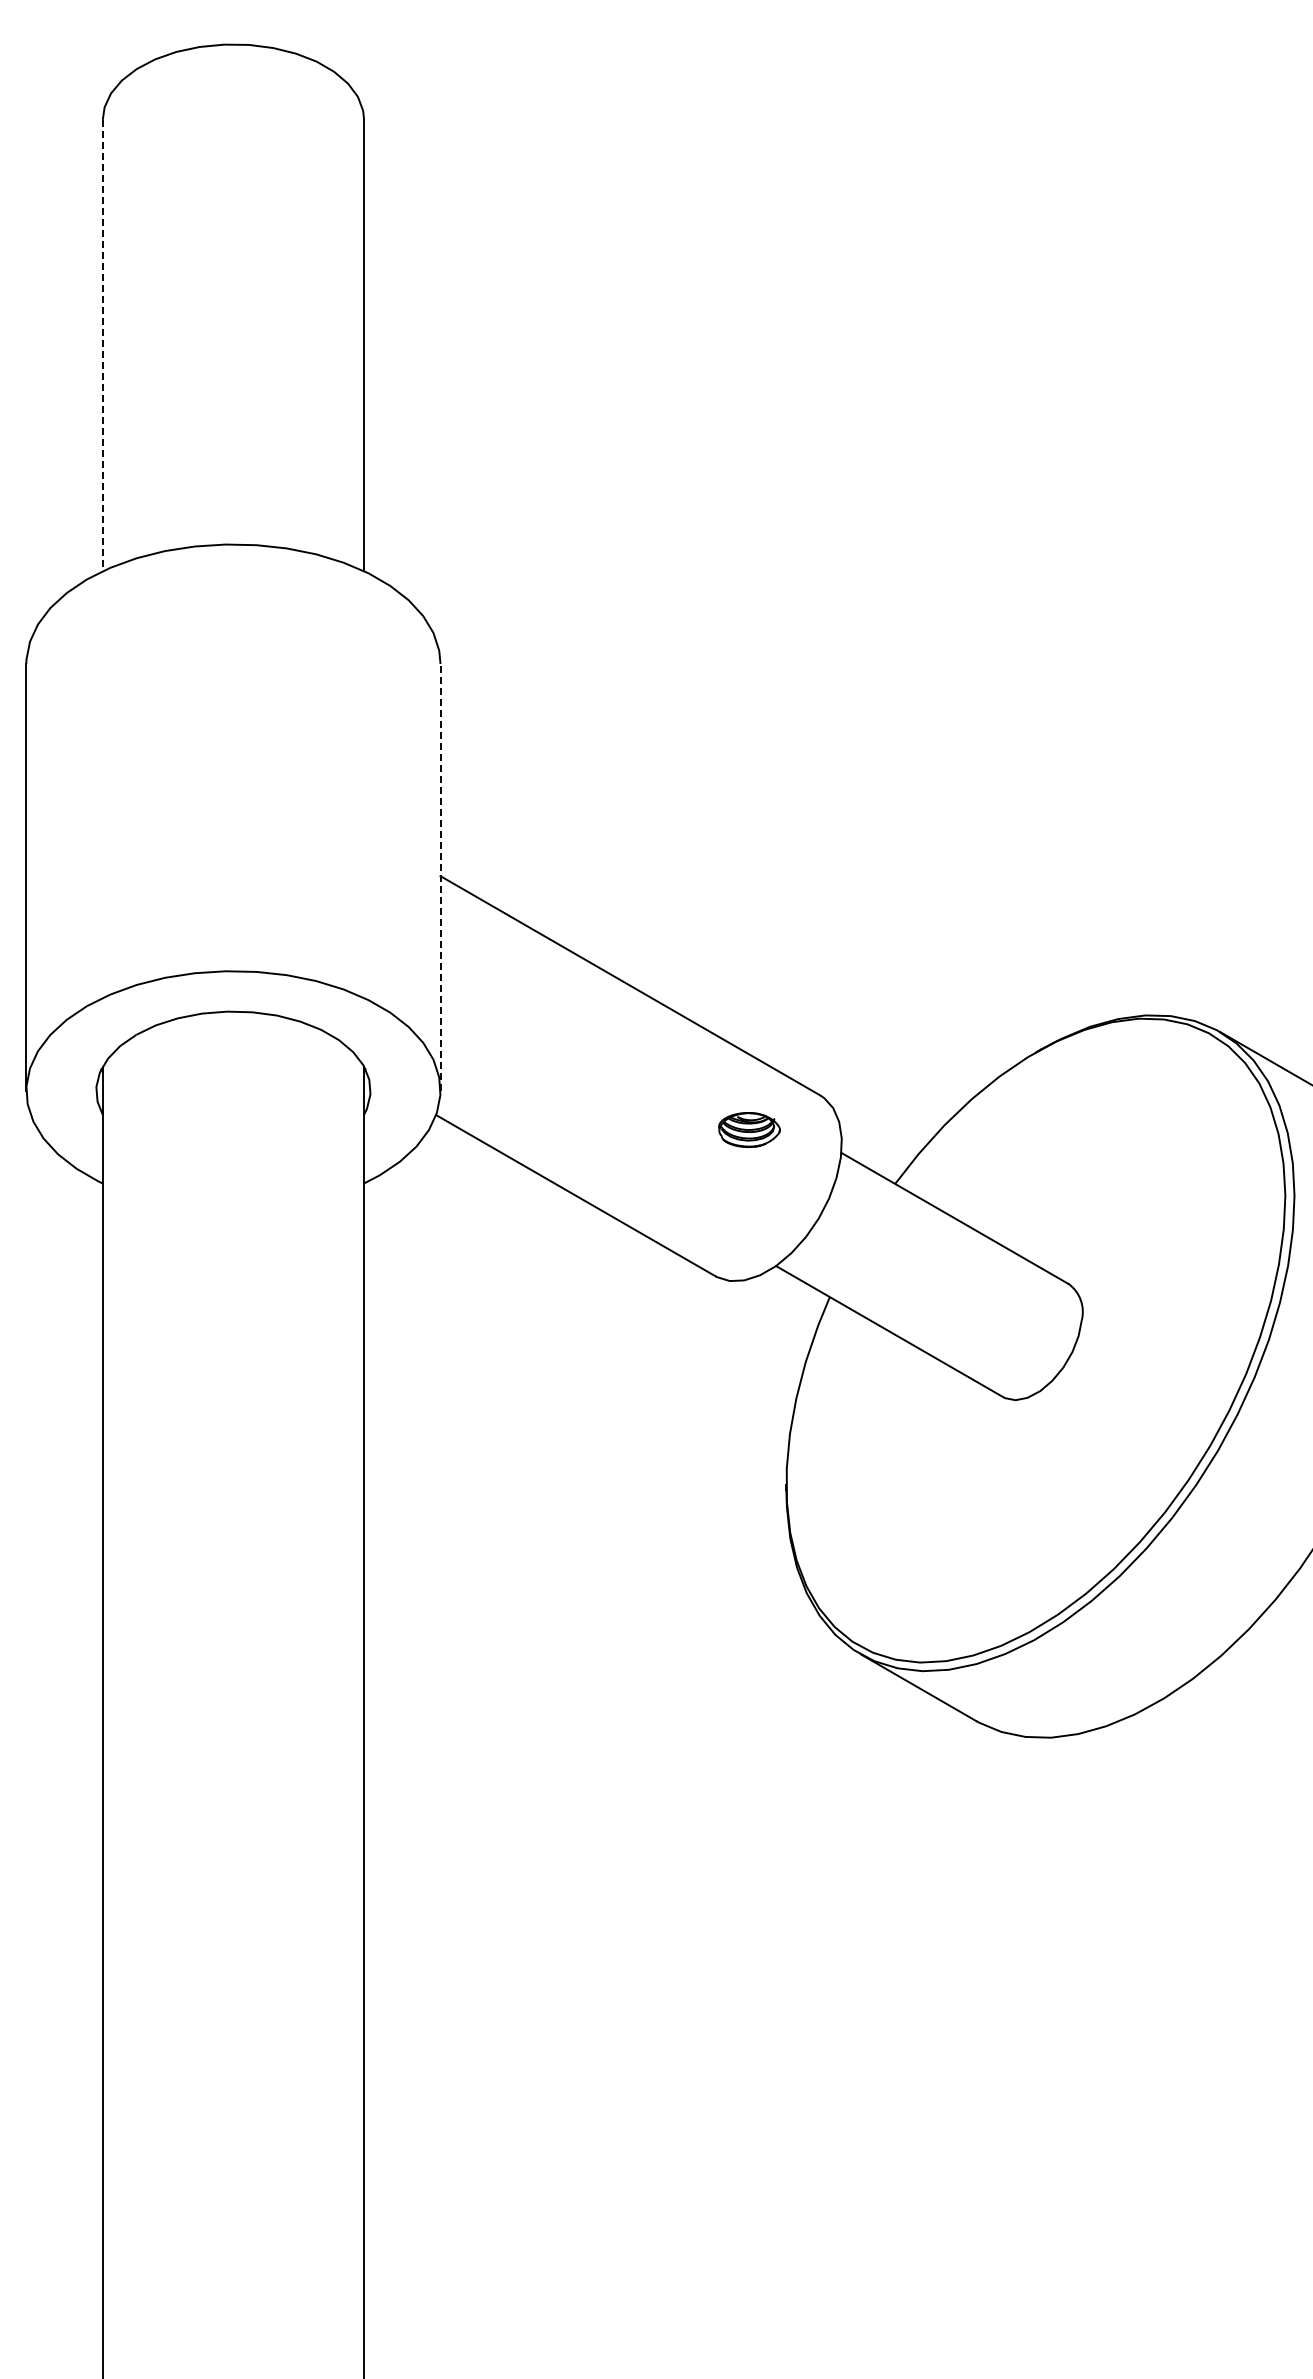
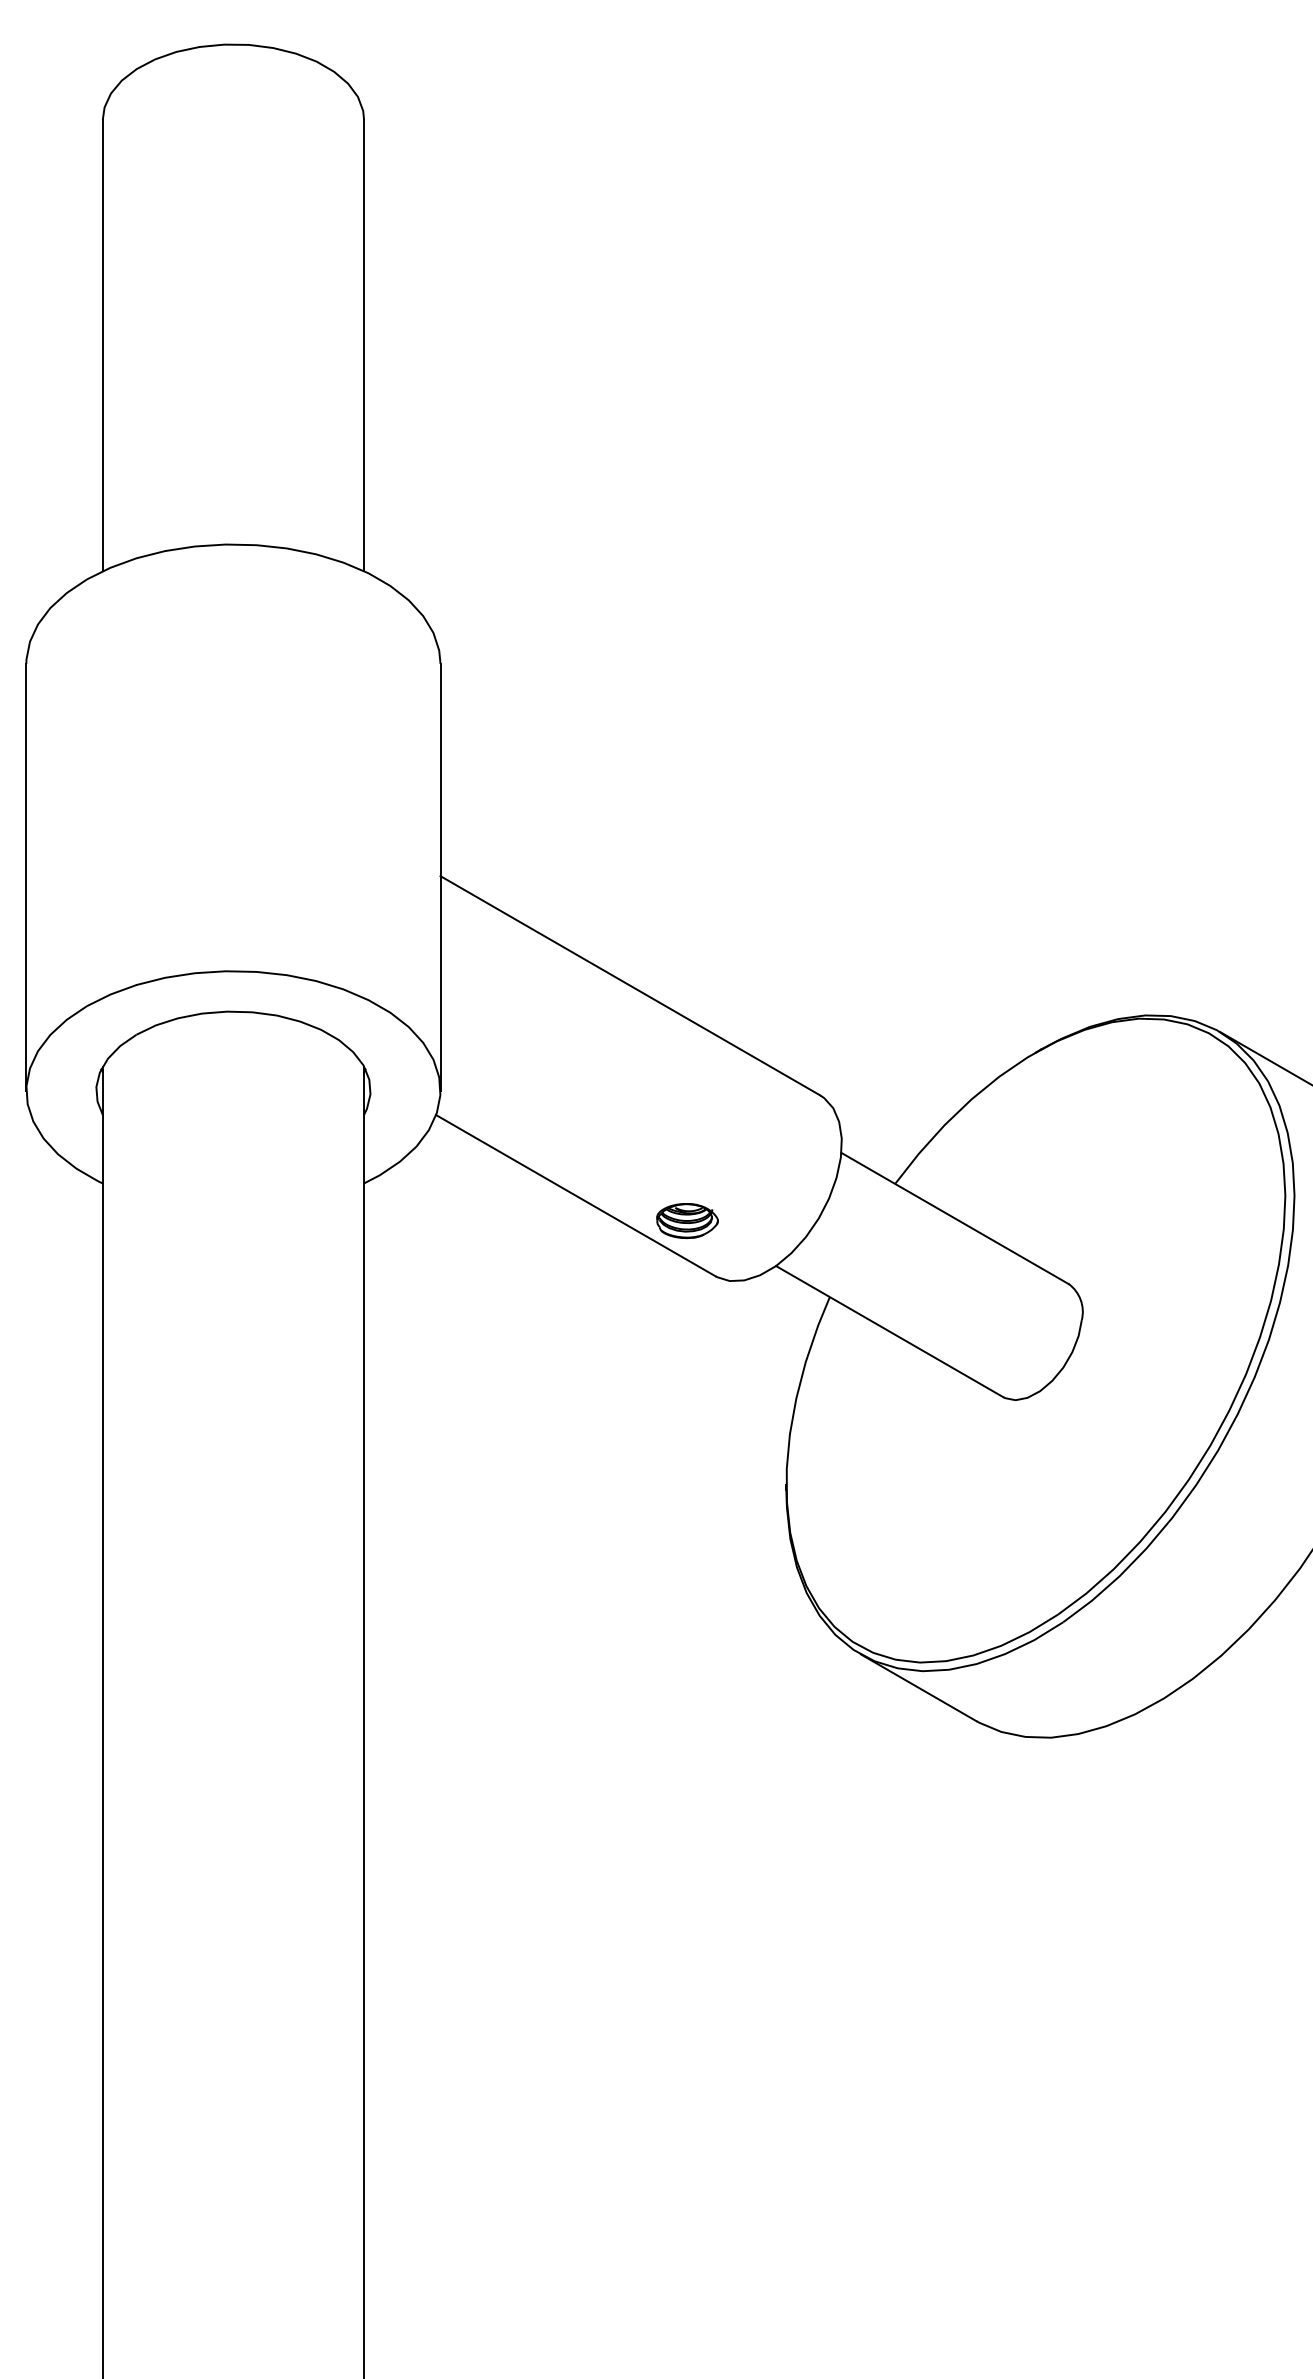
line: dashed -> solid (102, 345)
line: dashed -> solid (440, 876)
part position: (749, 1129) -> (687, 1220) (687, 1220)
